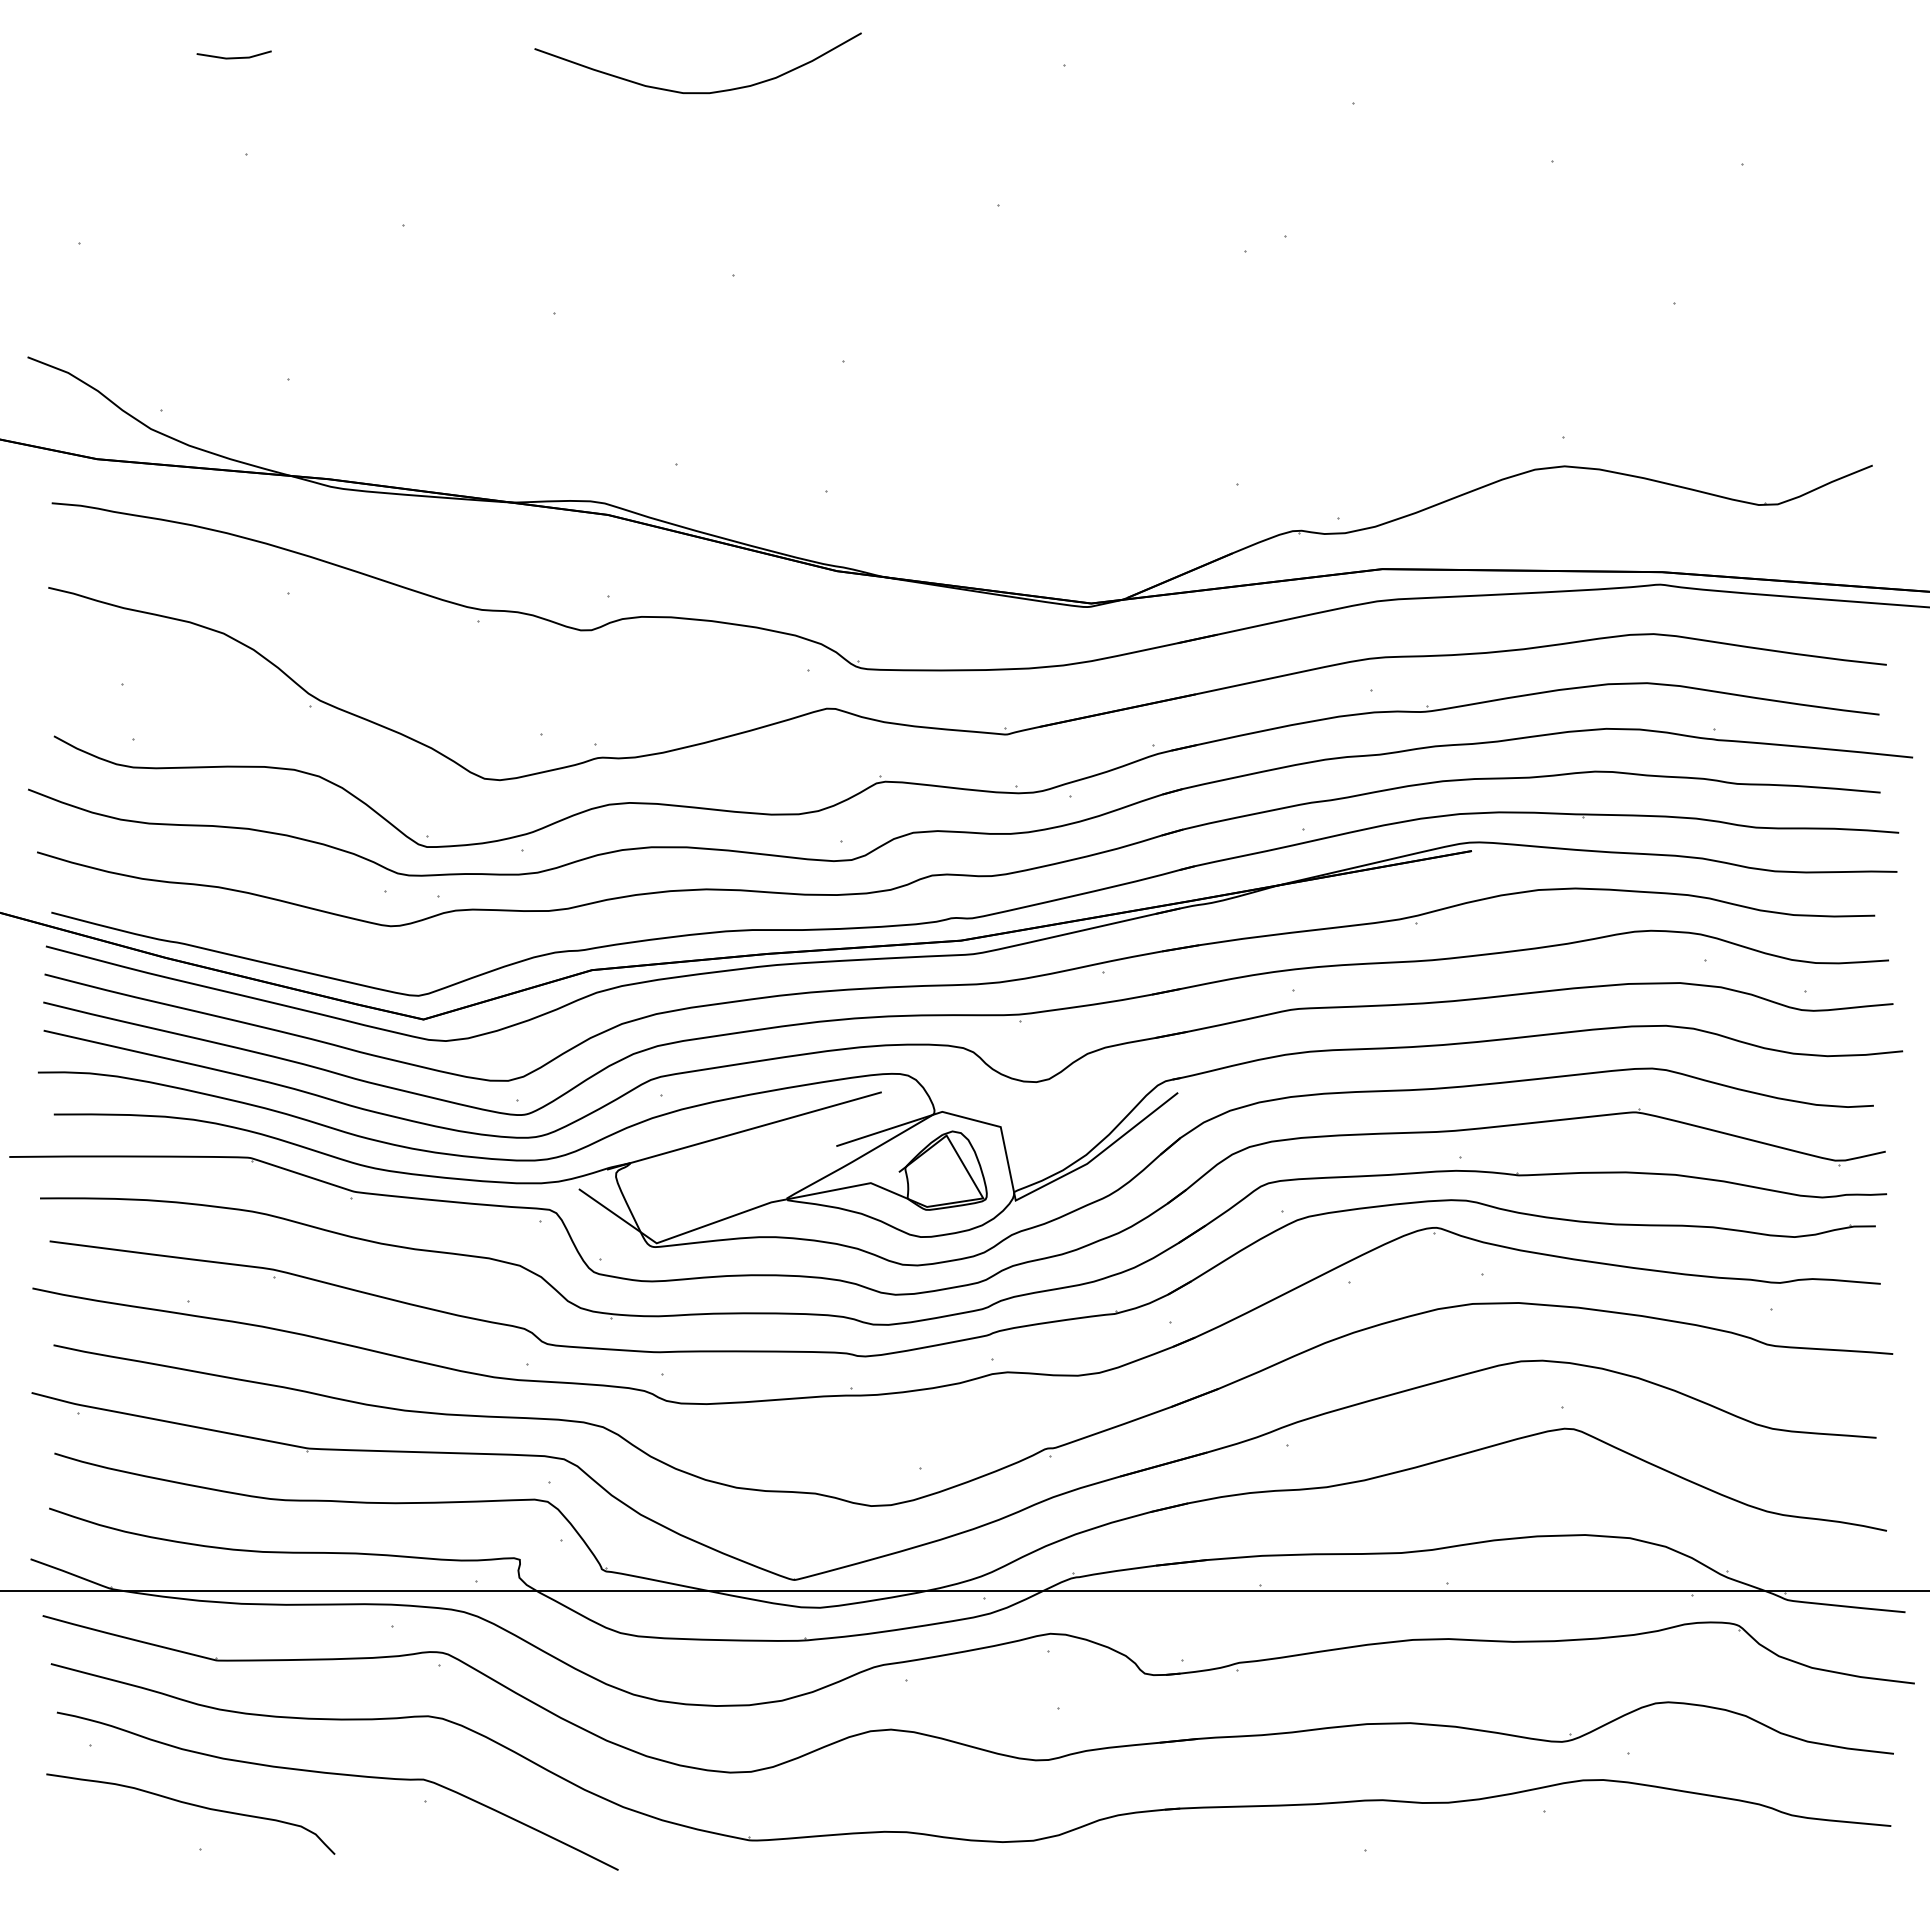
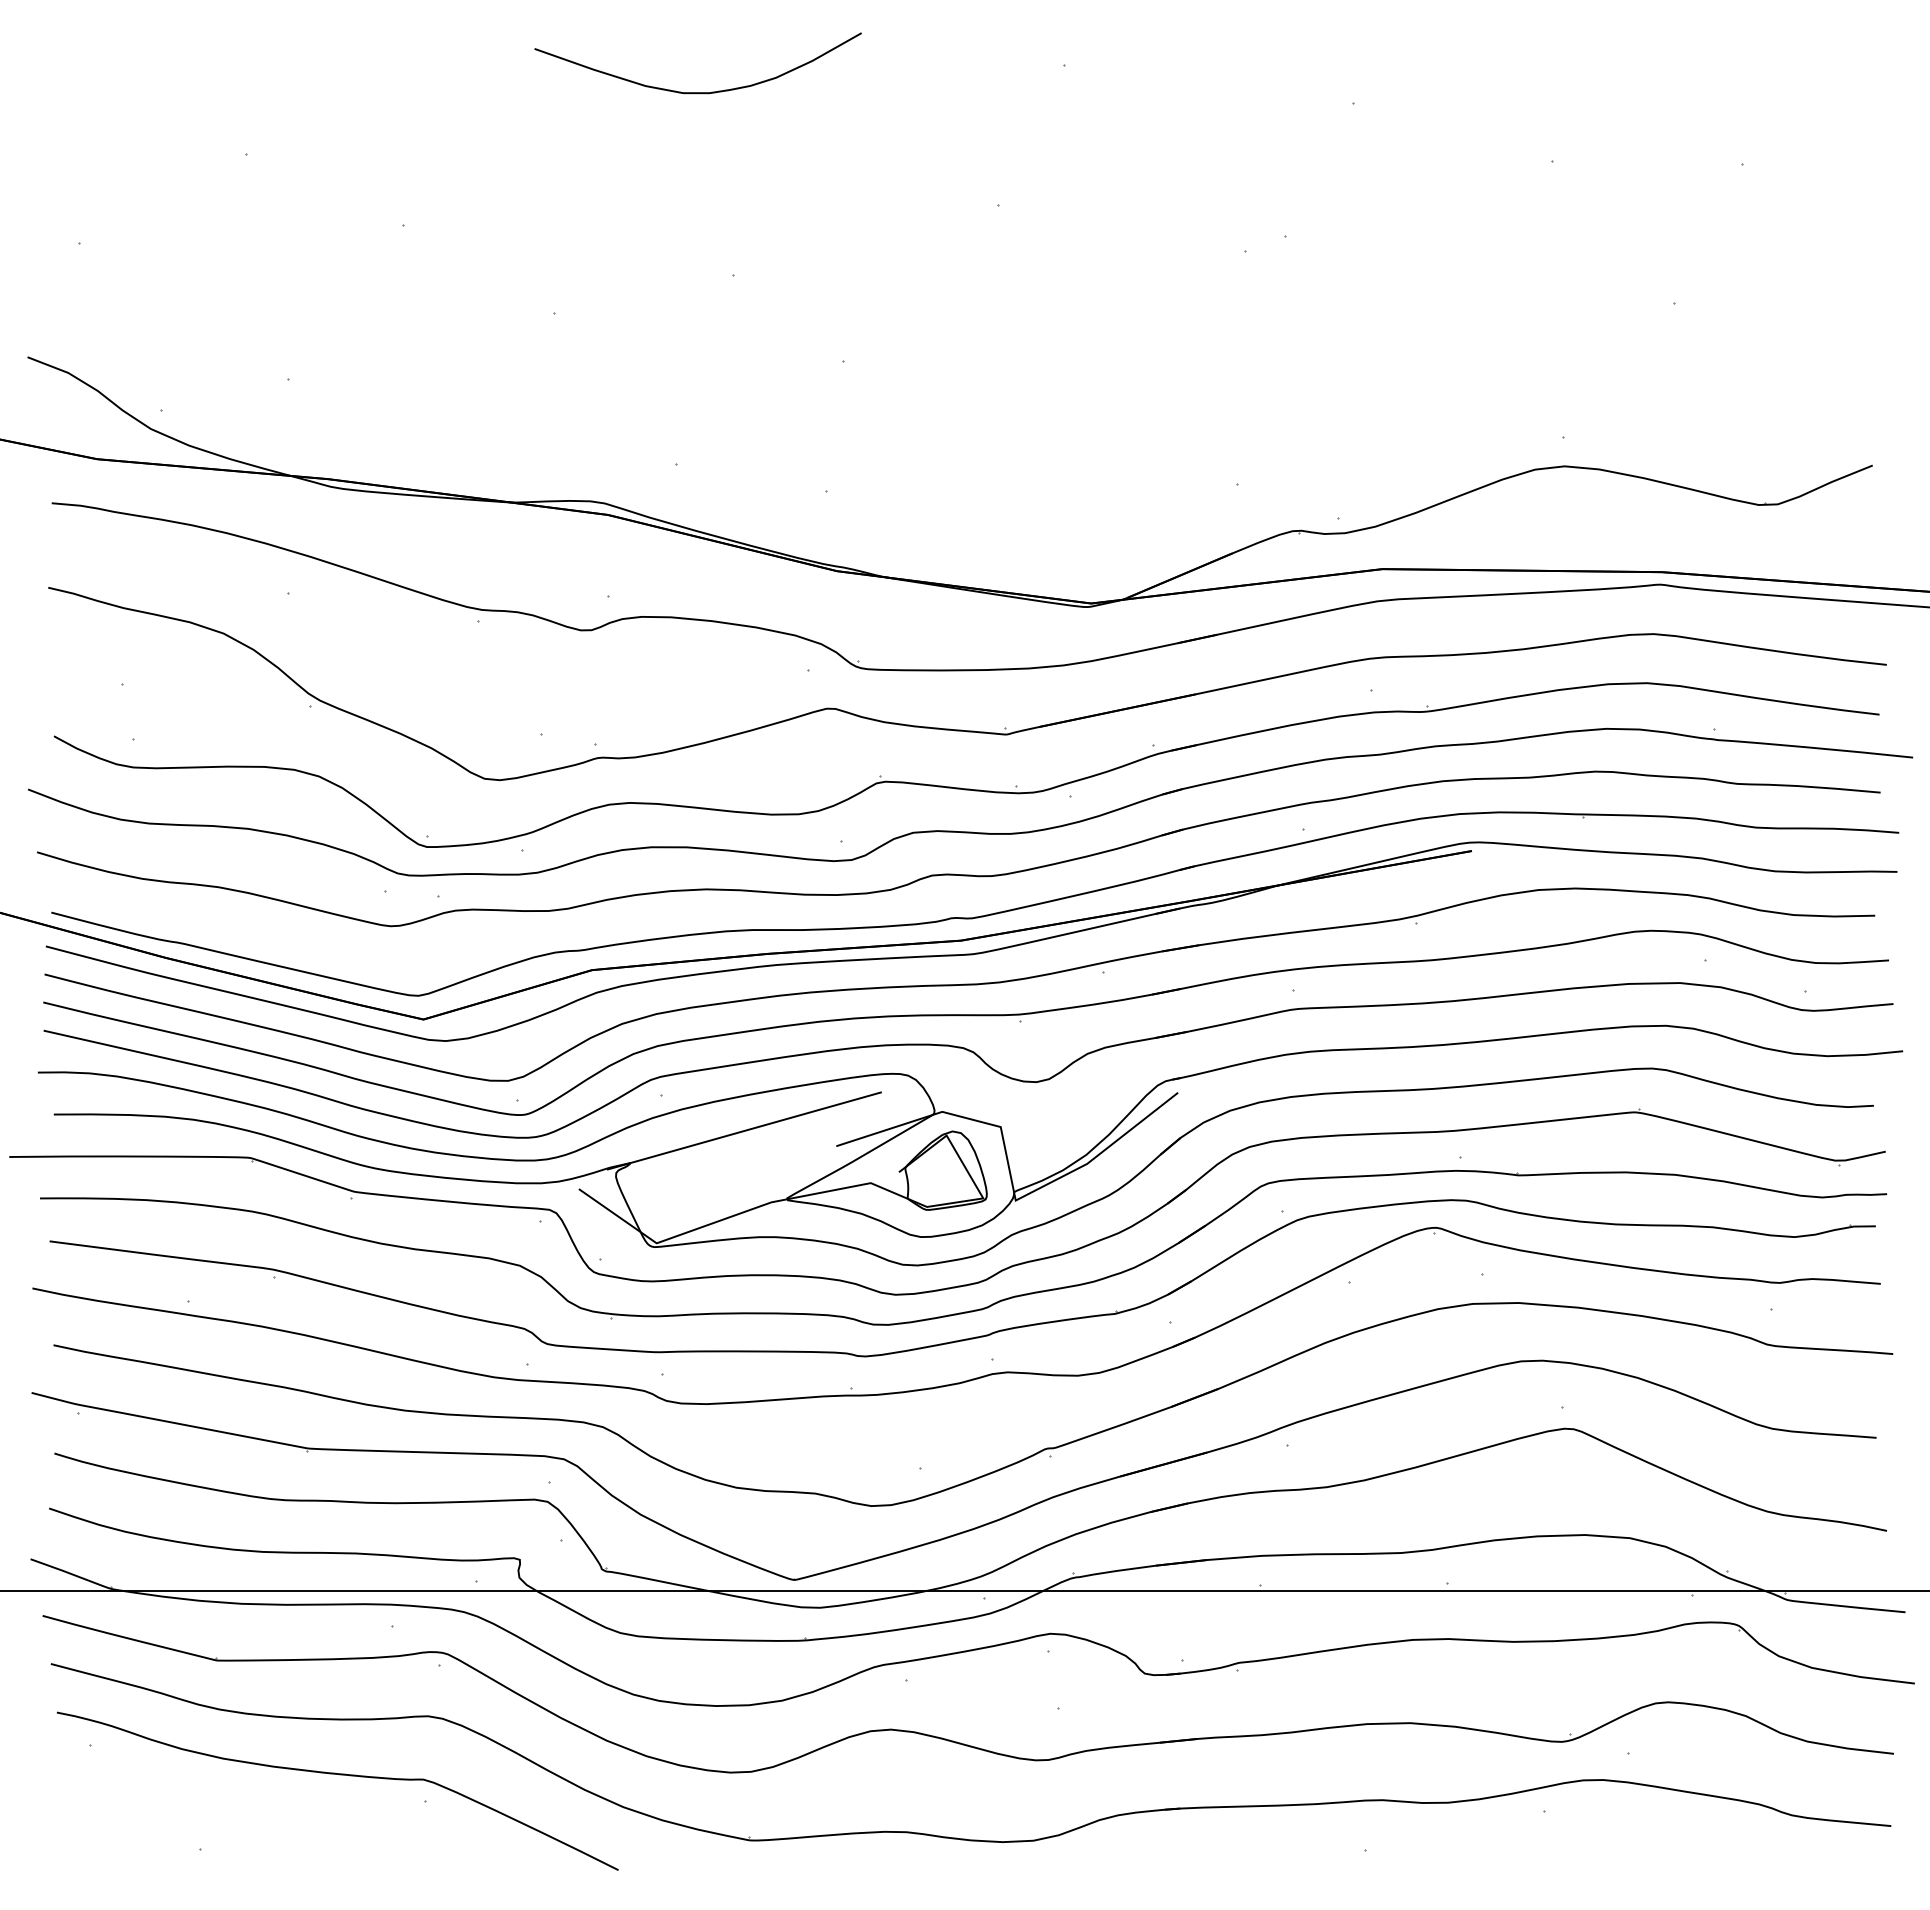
line: present -> none (233, 57)
curve: present -> none (190, 1805)
